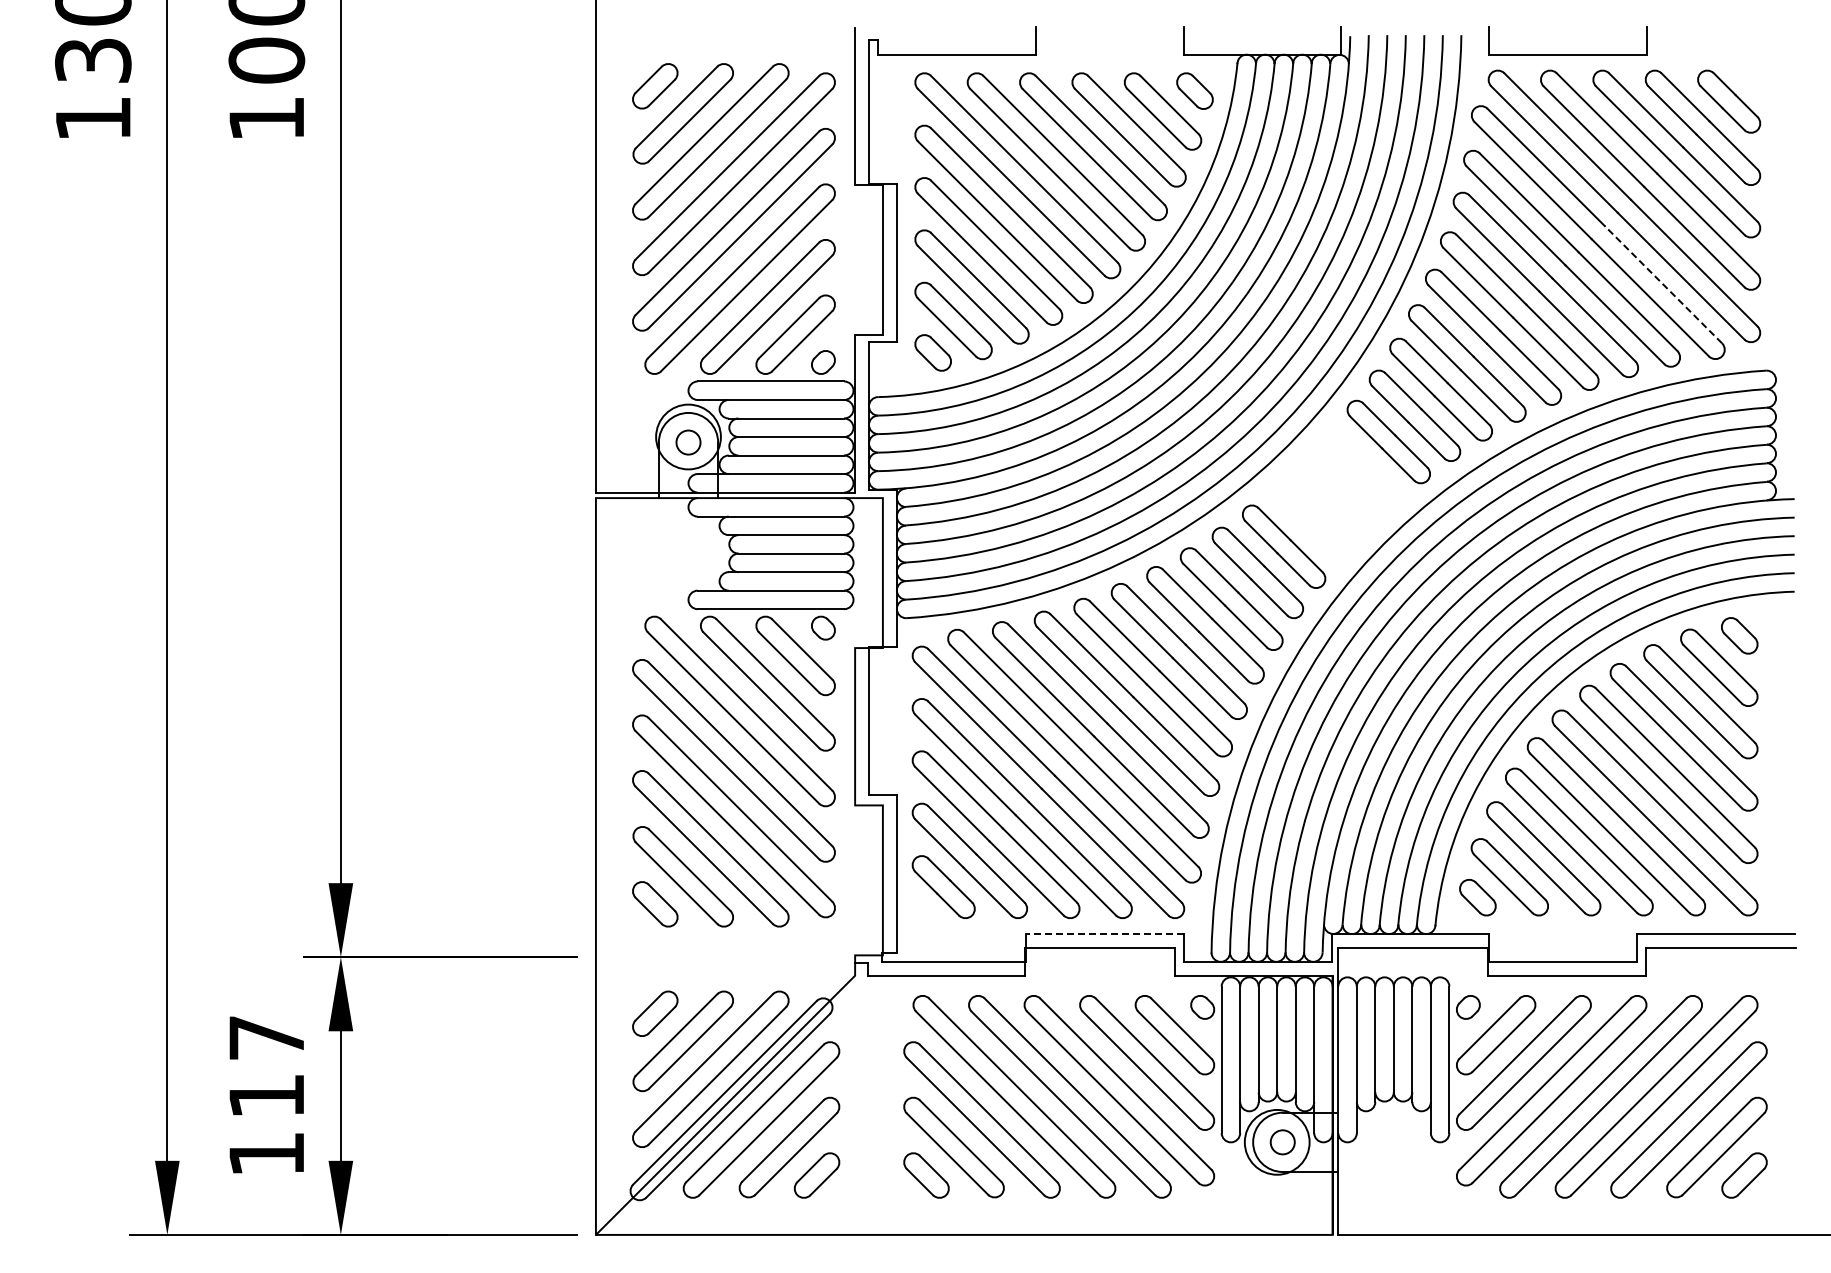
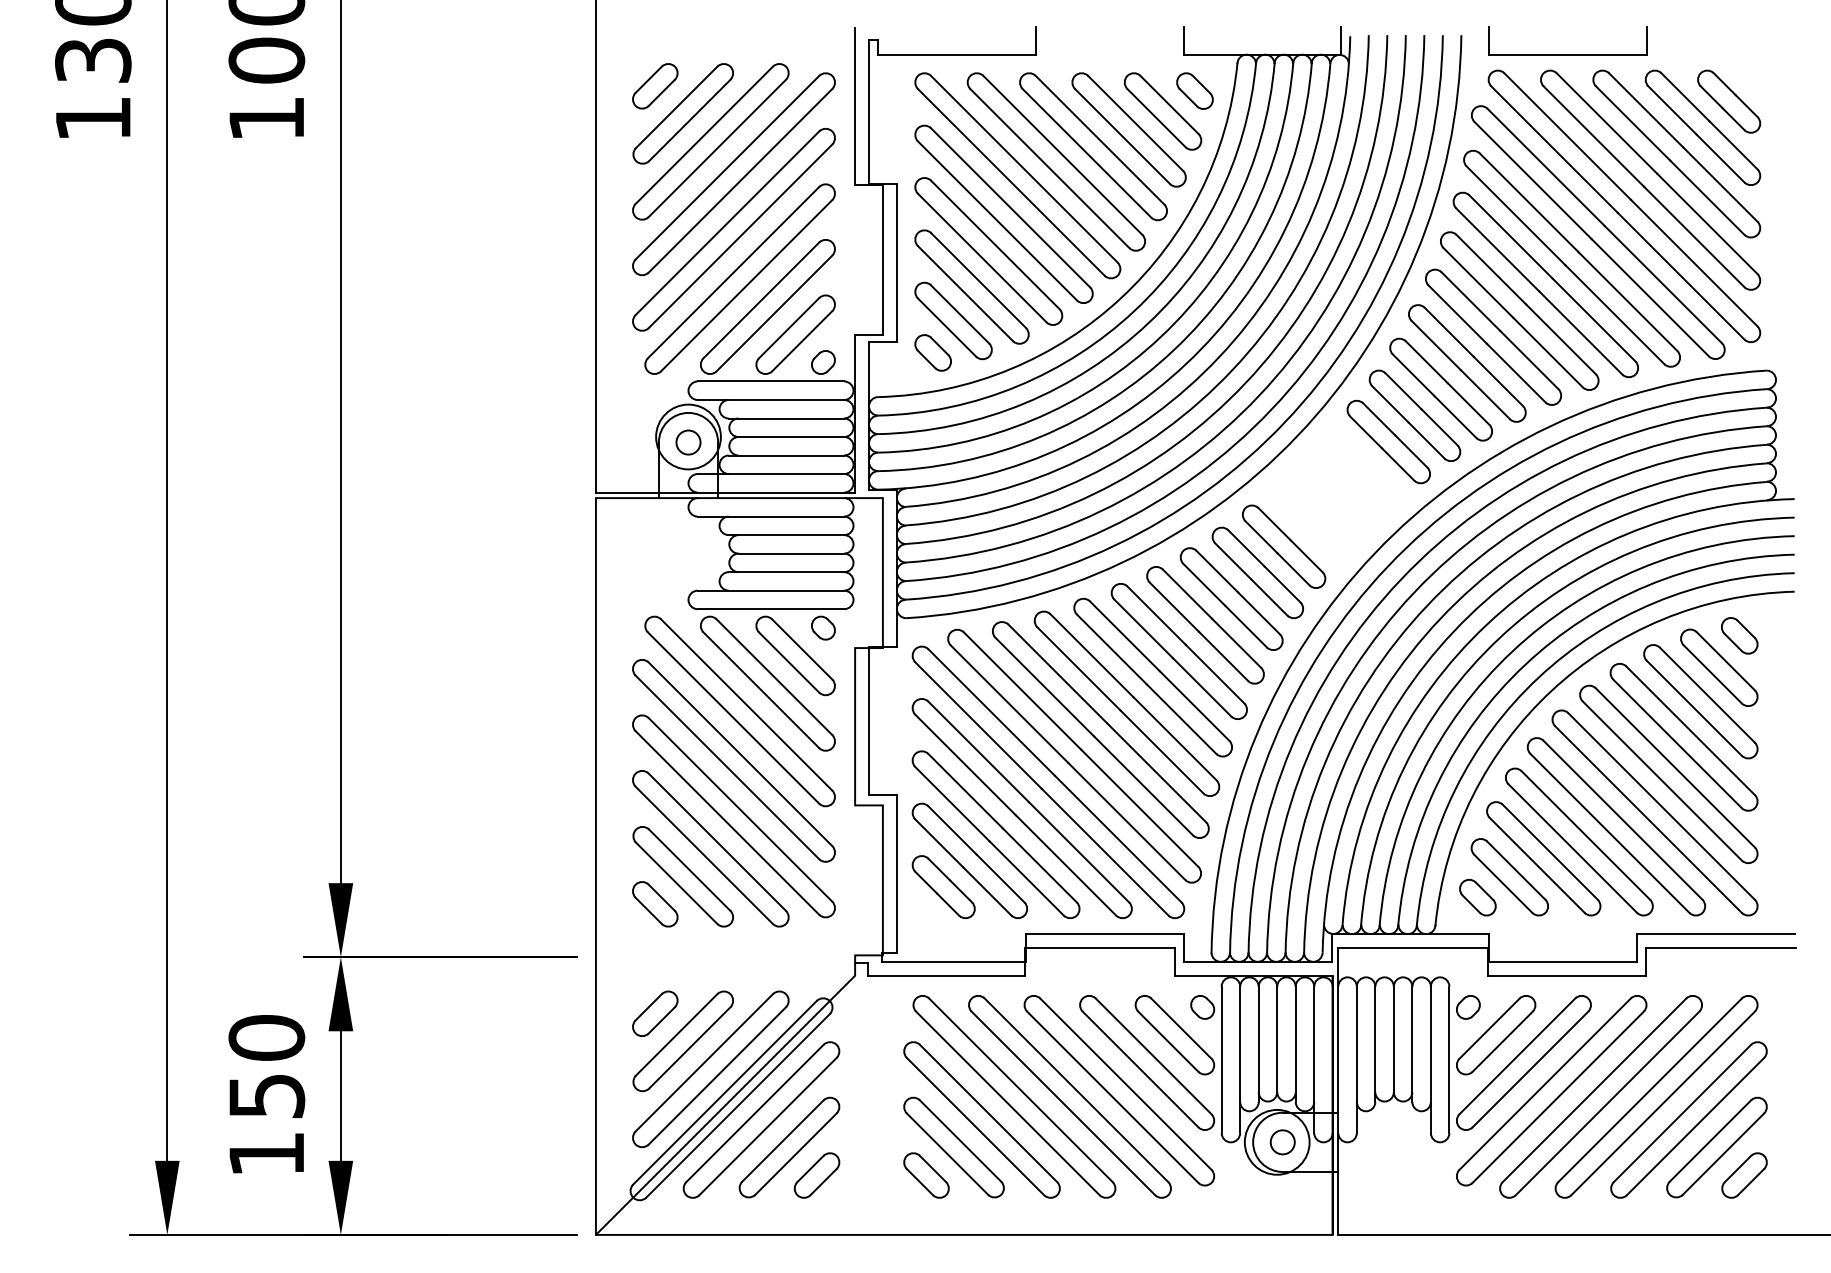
line: dashed -> solid (1663, 284)
line: dashed -> solid (1105, 934)
text: 117 -> 150 (266, 1066)
